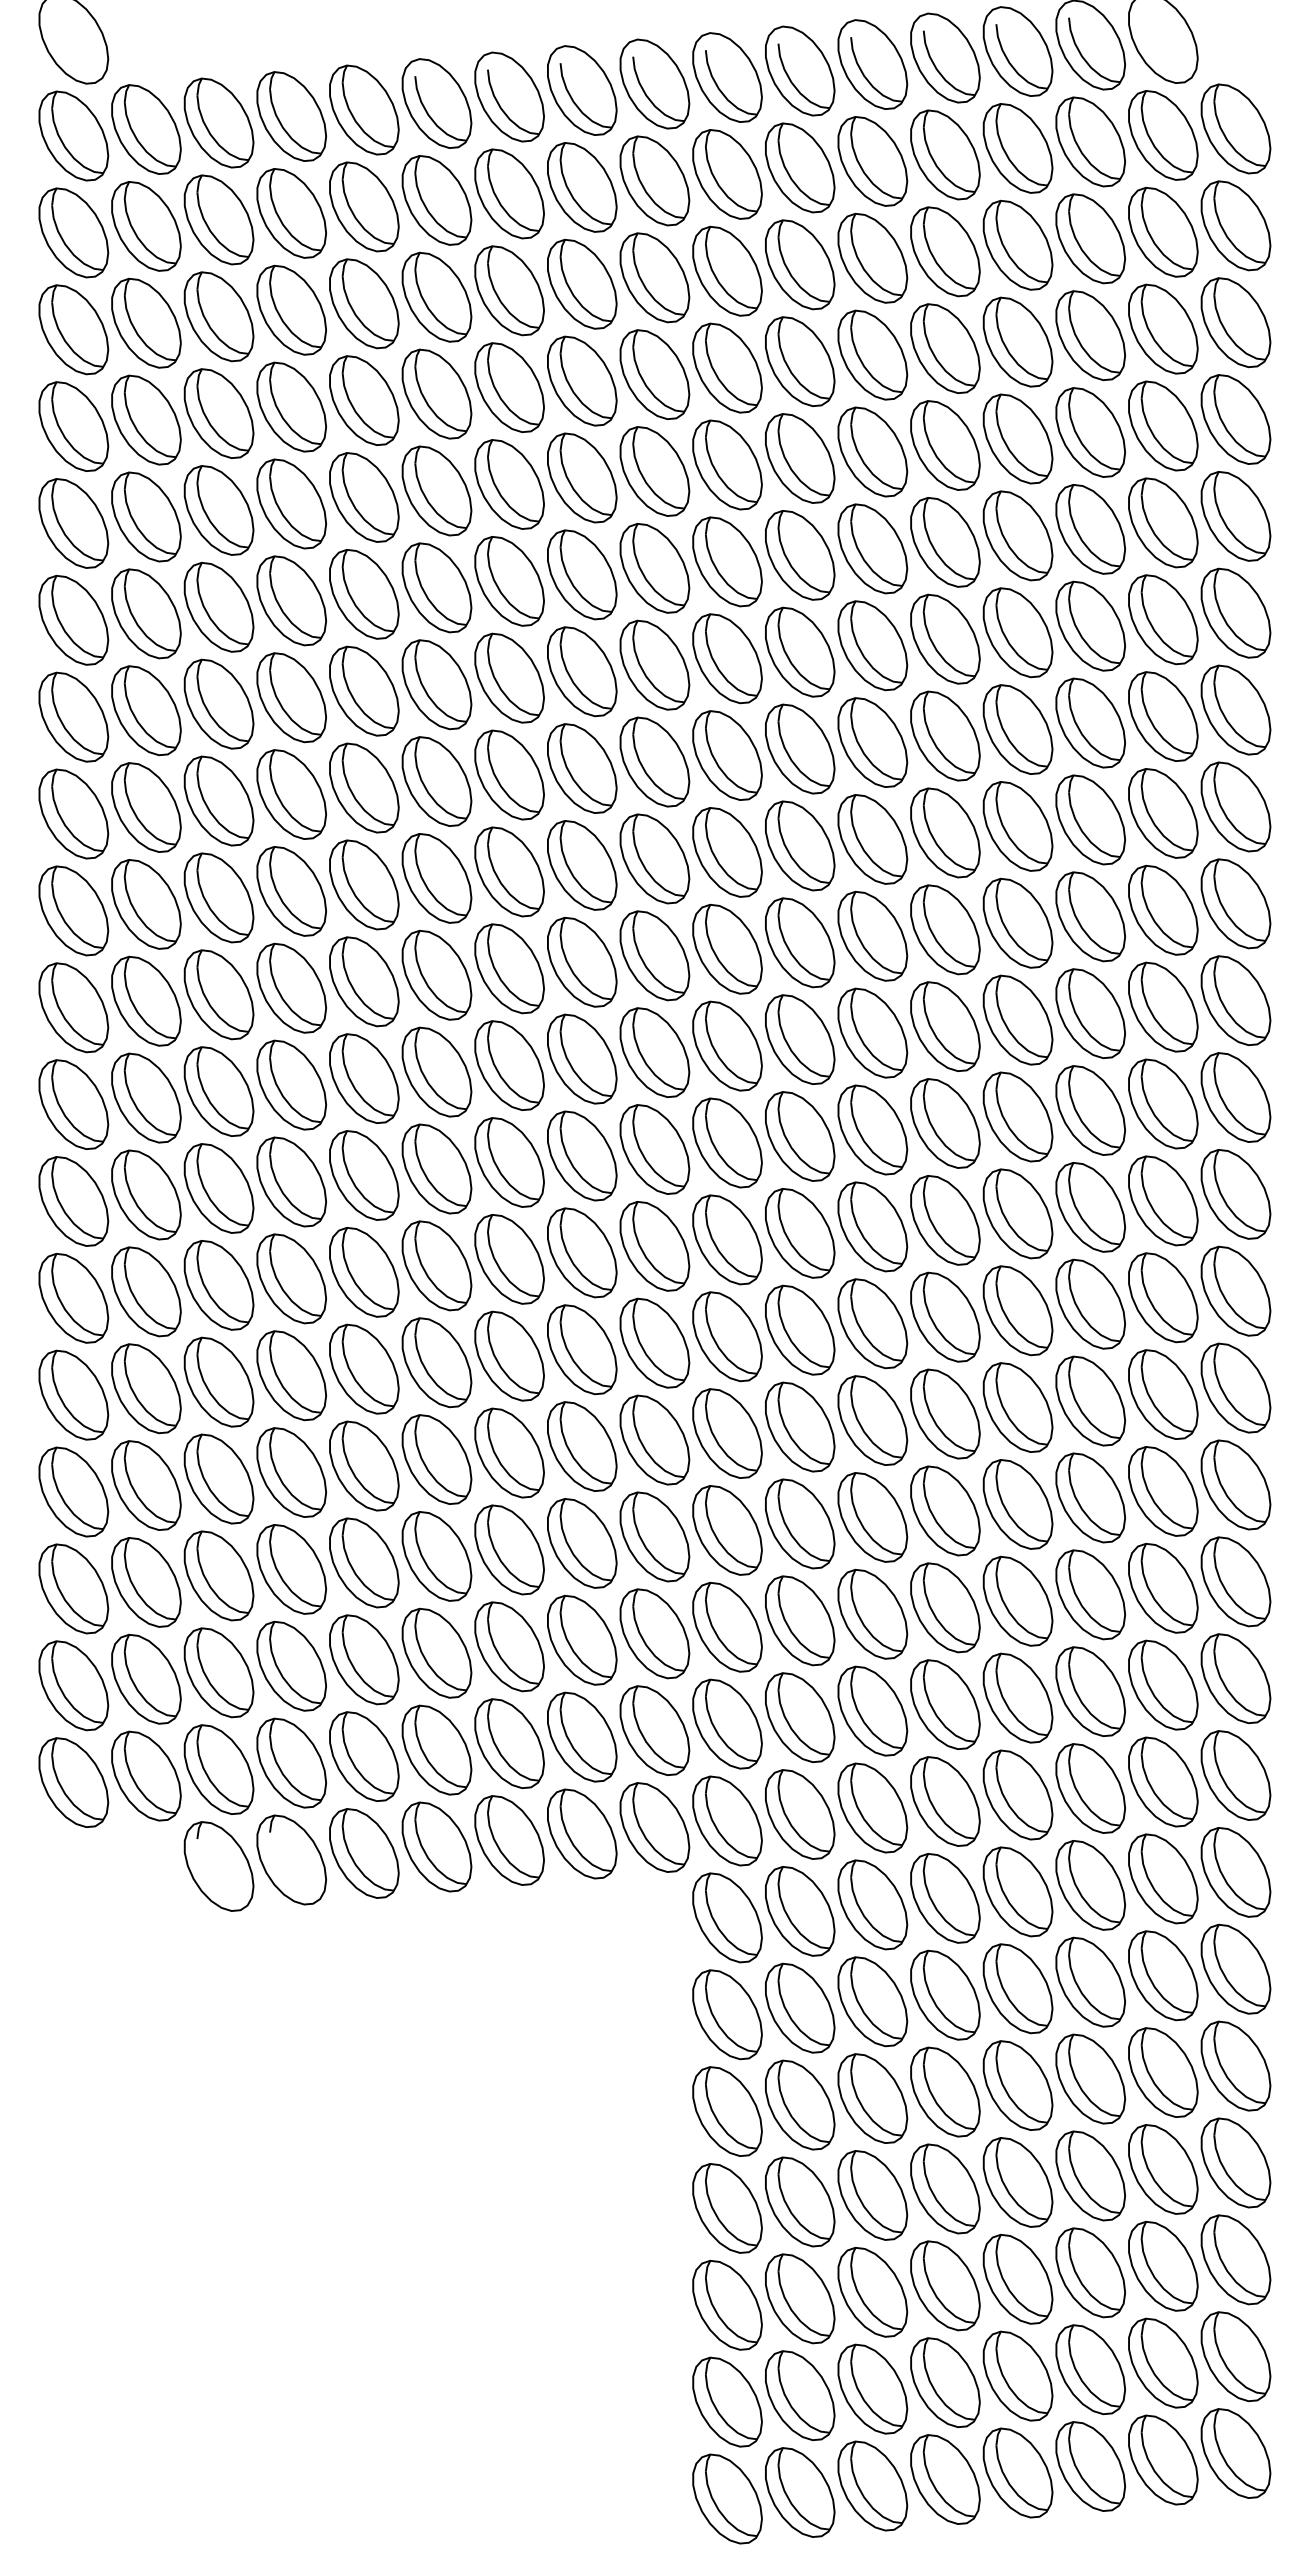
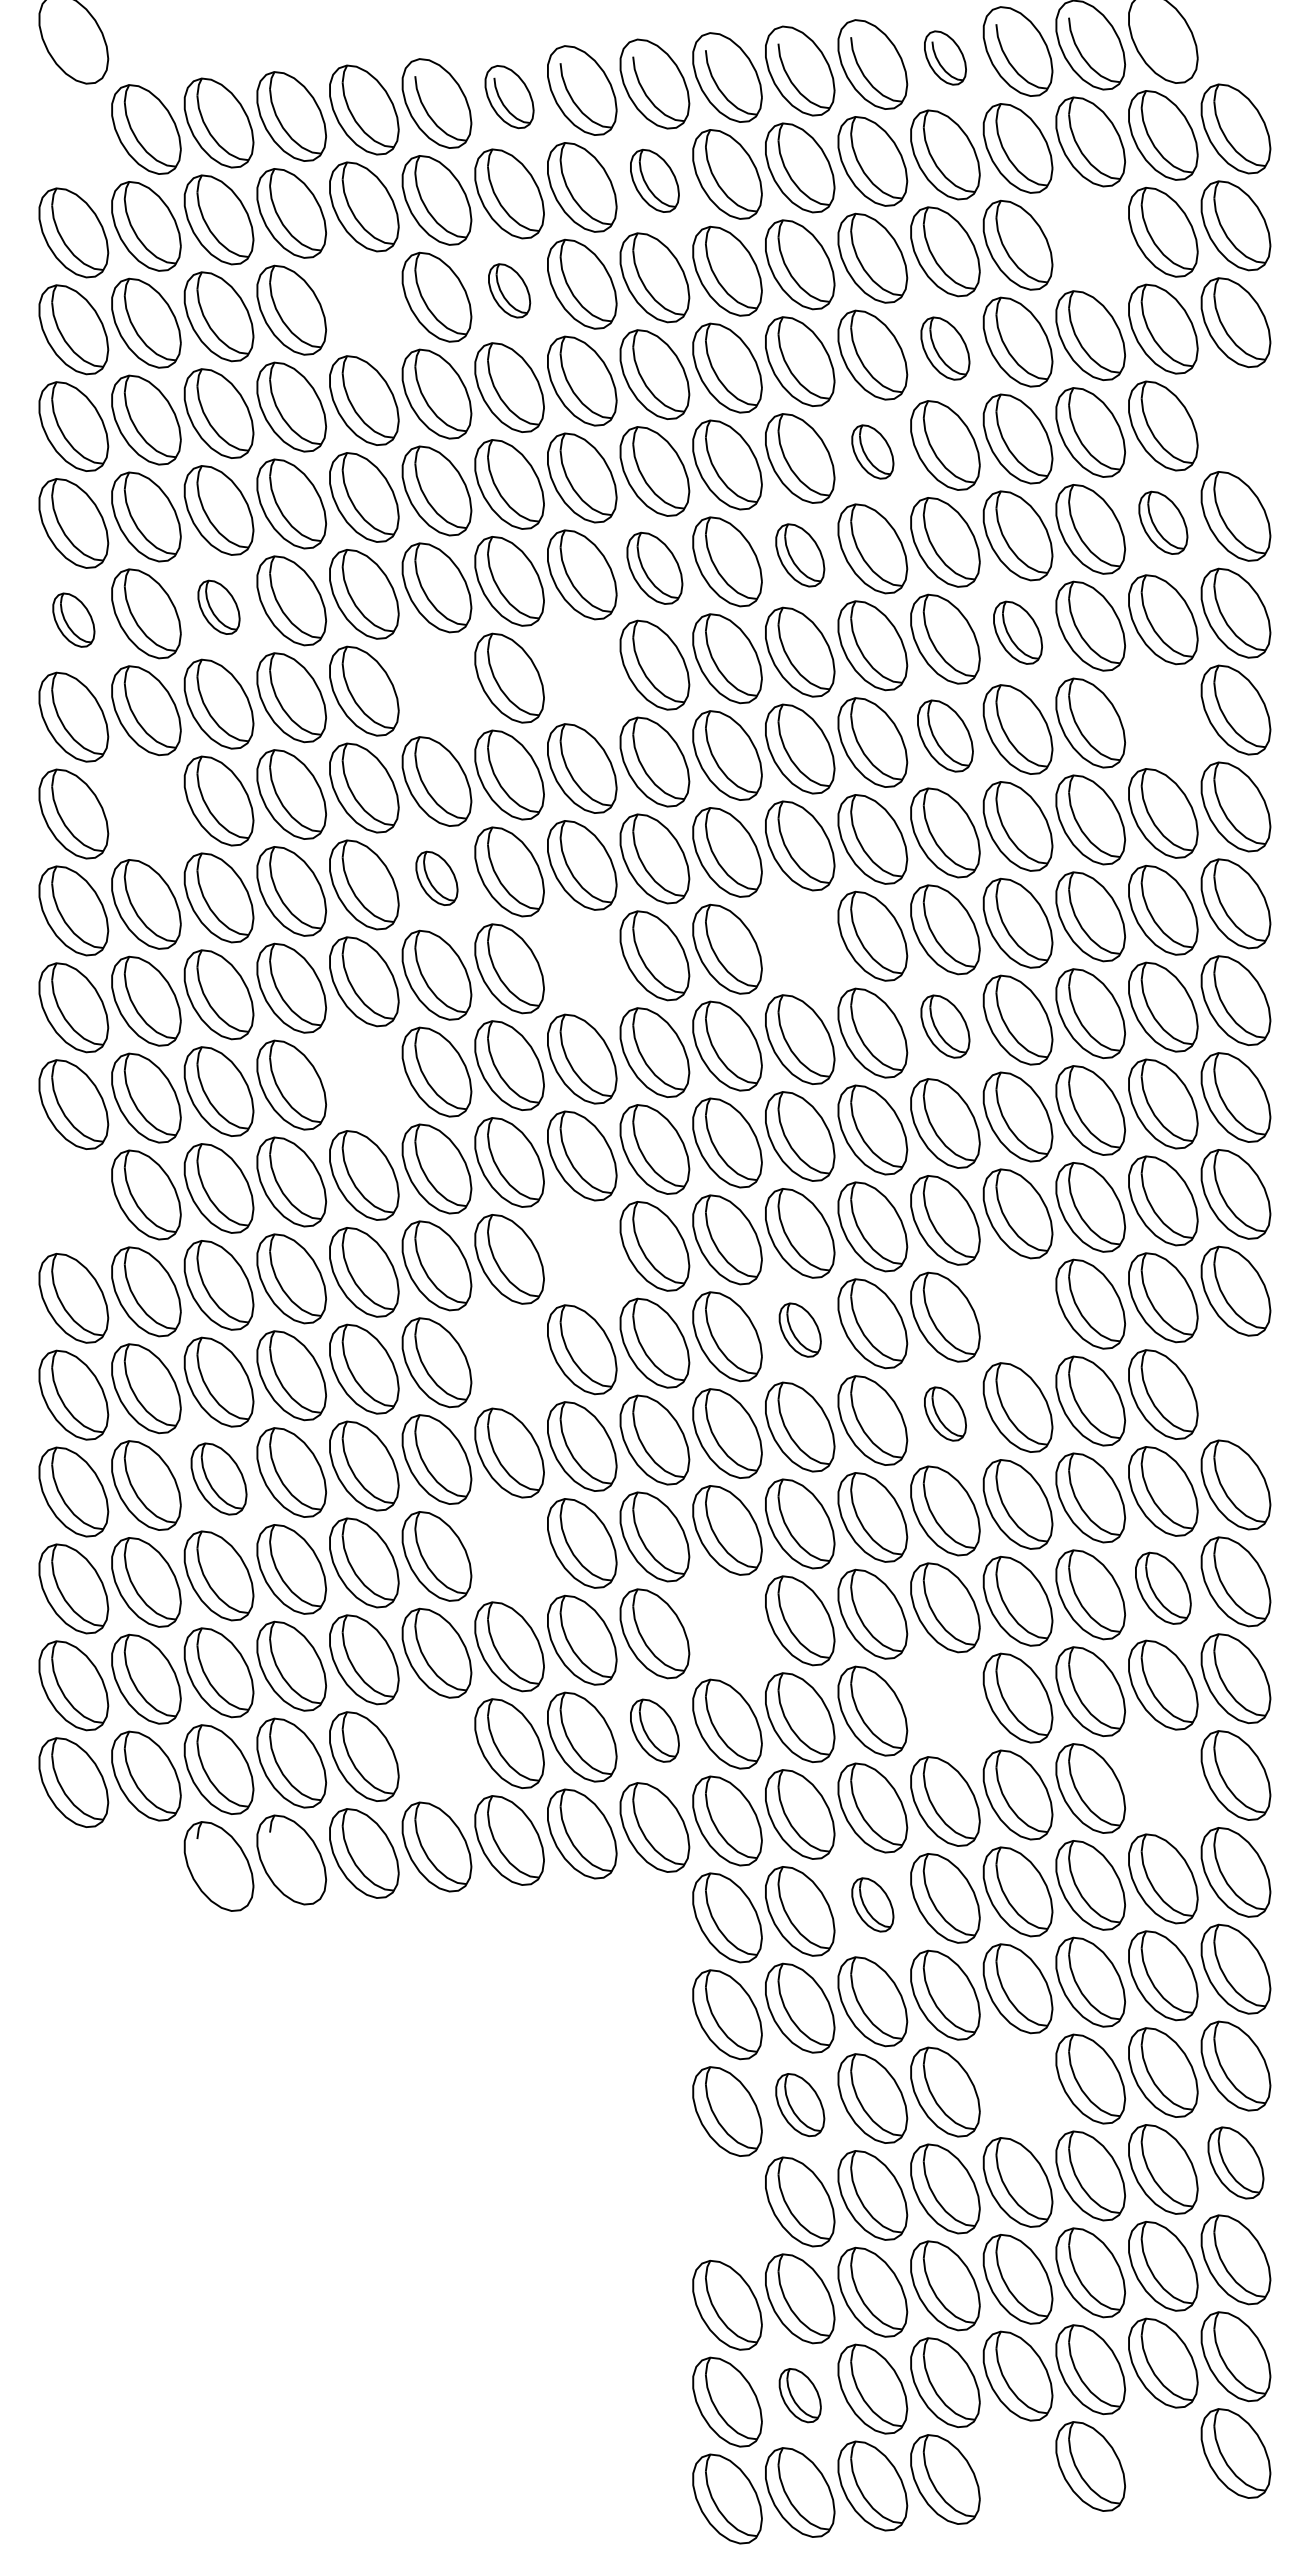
part size: 71x92 px -> 43x56 px (945, 57)
part size: 71x92 px -> 51x65 px (509, 97)
part: present -> none (73, 135)
part size: 72x92 px -> 50x64 px (654, 180)
part: present -> none (1090, 238)
part size: 71x92 px -> 44x56 px (509, 290)
part: present -> none (364, 303)
part size: 71x91 px -> 51x65 px (945, 348)
part: present -> none (1235, 419)
part size: 72x92 px -> 44x56 px (872, 451)
part size: 71x92 px -> 51x65 px (1163, 522)
part size: 71x91 px -> 51x65 px (800, 555)
part size: 72x91 px -> 58x74 px (654, 567)
part size: 72x91 px -> 44x56 px (218, 606)
part size: 72x92 px -> 44x56 px (73, 619)
part size: 72x92 px -> 50x65 px (1017, 632)
part: present -> none (582, 671)
part: present -> none (436, 684)
part: present -> none (1163, 716)
part size: 71x92 px -> 57x74 px (945, 735)
part: present -> none (146, 807)
part size: 72x91 px -> 44x56 px (436, 877)
part: present -> none (800, 942)
part: present -> none (582, 961)
part size: 71x91 px -> 51x65 px (945, 1026)
part: present -> none (364, 1078)
part: present -> none (73, 1201)
part: present -> none (582, 1252)
part: present -> none (1017, 1310)
part size: 71x92 px -> 44x56 px (799, 1329)
part: present -> none (509, 1355)
part: present -> none (1235, 1387)
part size: 71x92 px -> 43x56 px (945, 1413)
part size: 72x92 px -> 58x74 px (218, 1478)
part: present -> none (509, 1549)
part size: 71x91 px -> 57x74 px (1163, 1587)
part: present -> none (727, 1626)
part: present -> none (945, 1704)
part size: 72x92 px -> 50x65 px (654, 1730)
part: present -> none (436, 1749)
part: present -> none (1163, 1781)
part size: 72x92 px -> 44x56 px (872, 1904)
part: present -> none (1017, 2085)
part size: 71x92 px -> 51x65 px (800, 2105)
part size: 72x92 px -> 58x74 px (1235, 2162)
part: present -> none (727, 2208)
part size: 71x91 px -> 44x56 px (799, 2395)
part: present -> none (1163, 2459)
part: present -> none (1017, 2472)
